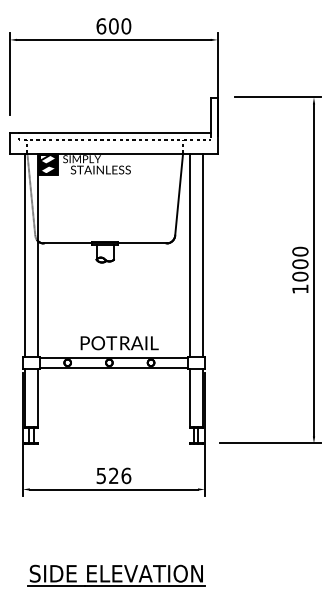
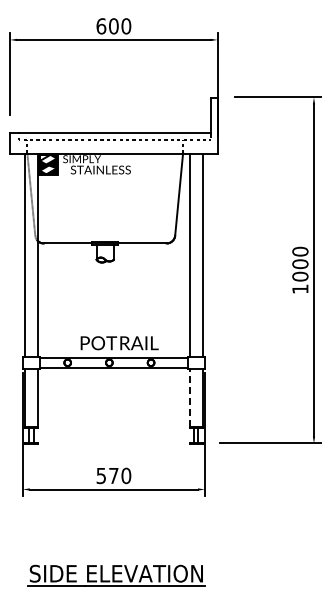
line: solid -> dashed (189, 397)
text: 526 -> 570 (120, 475)
